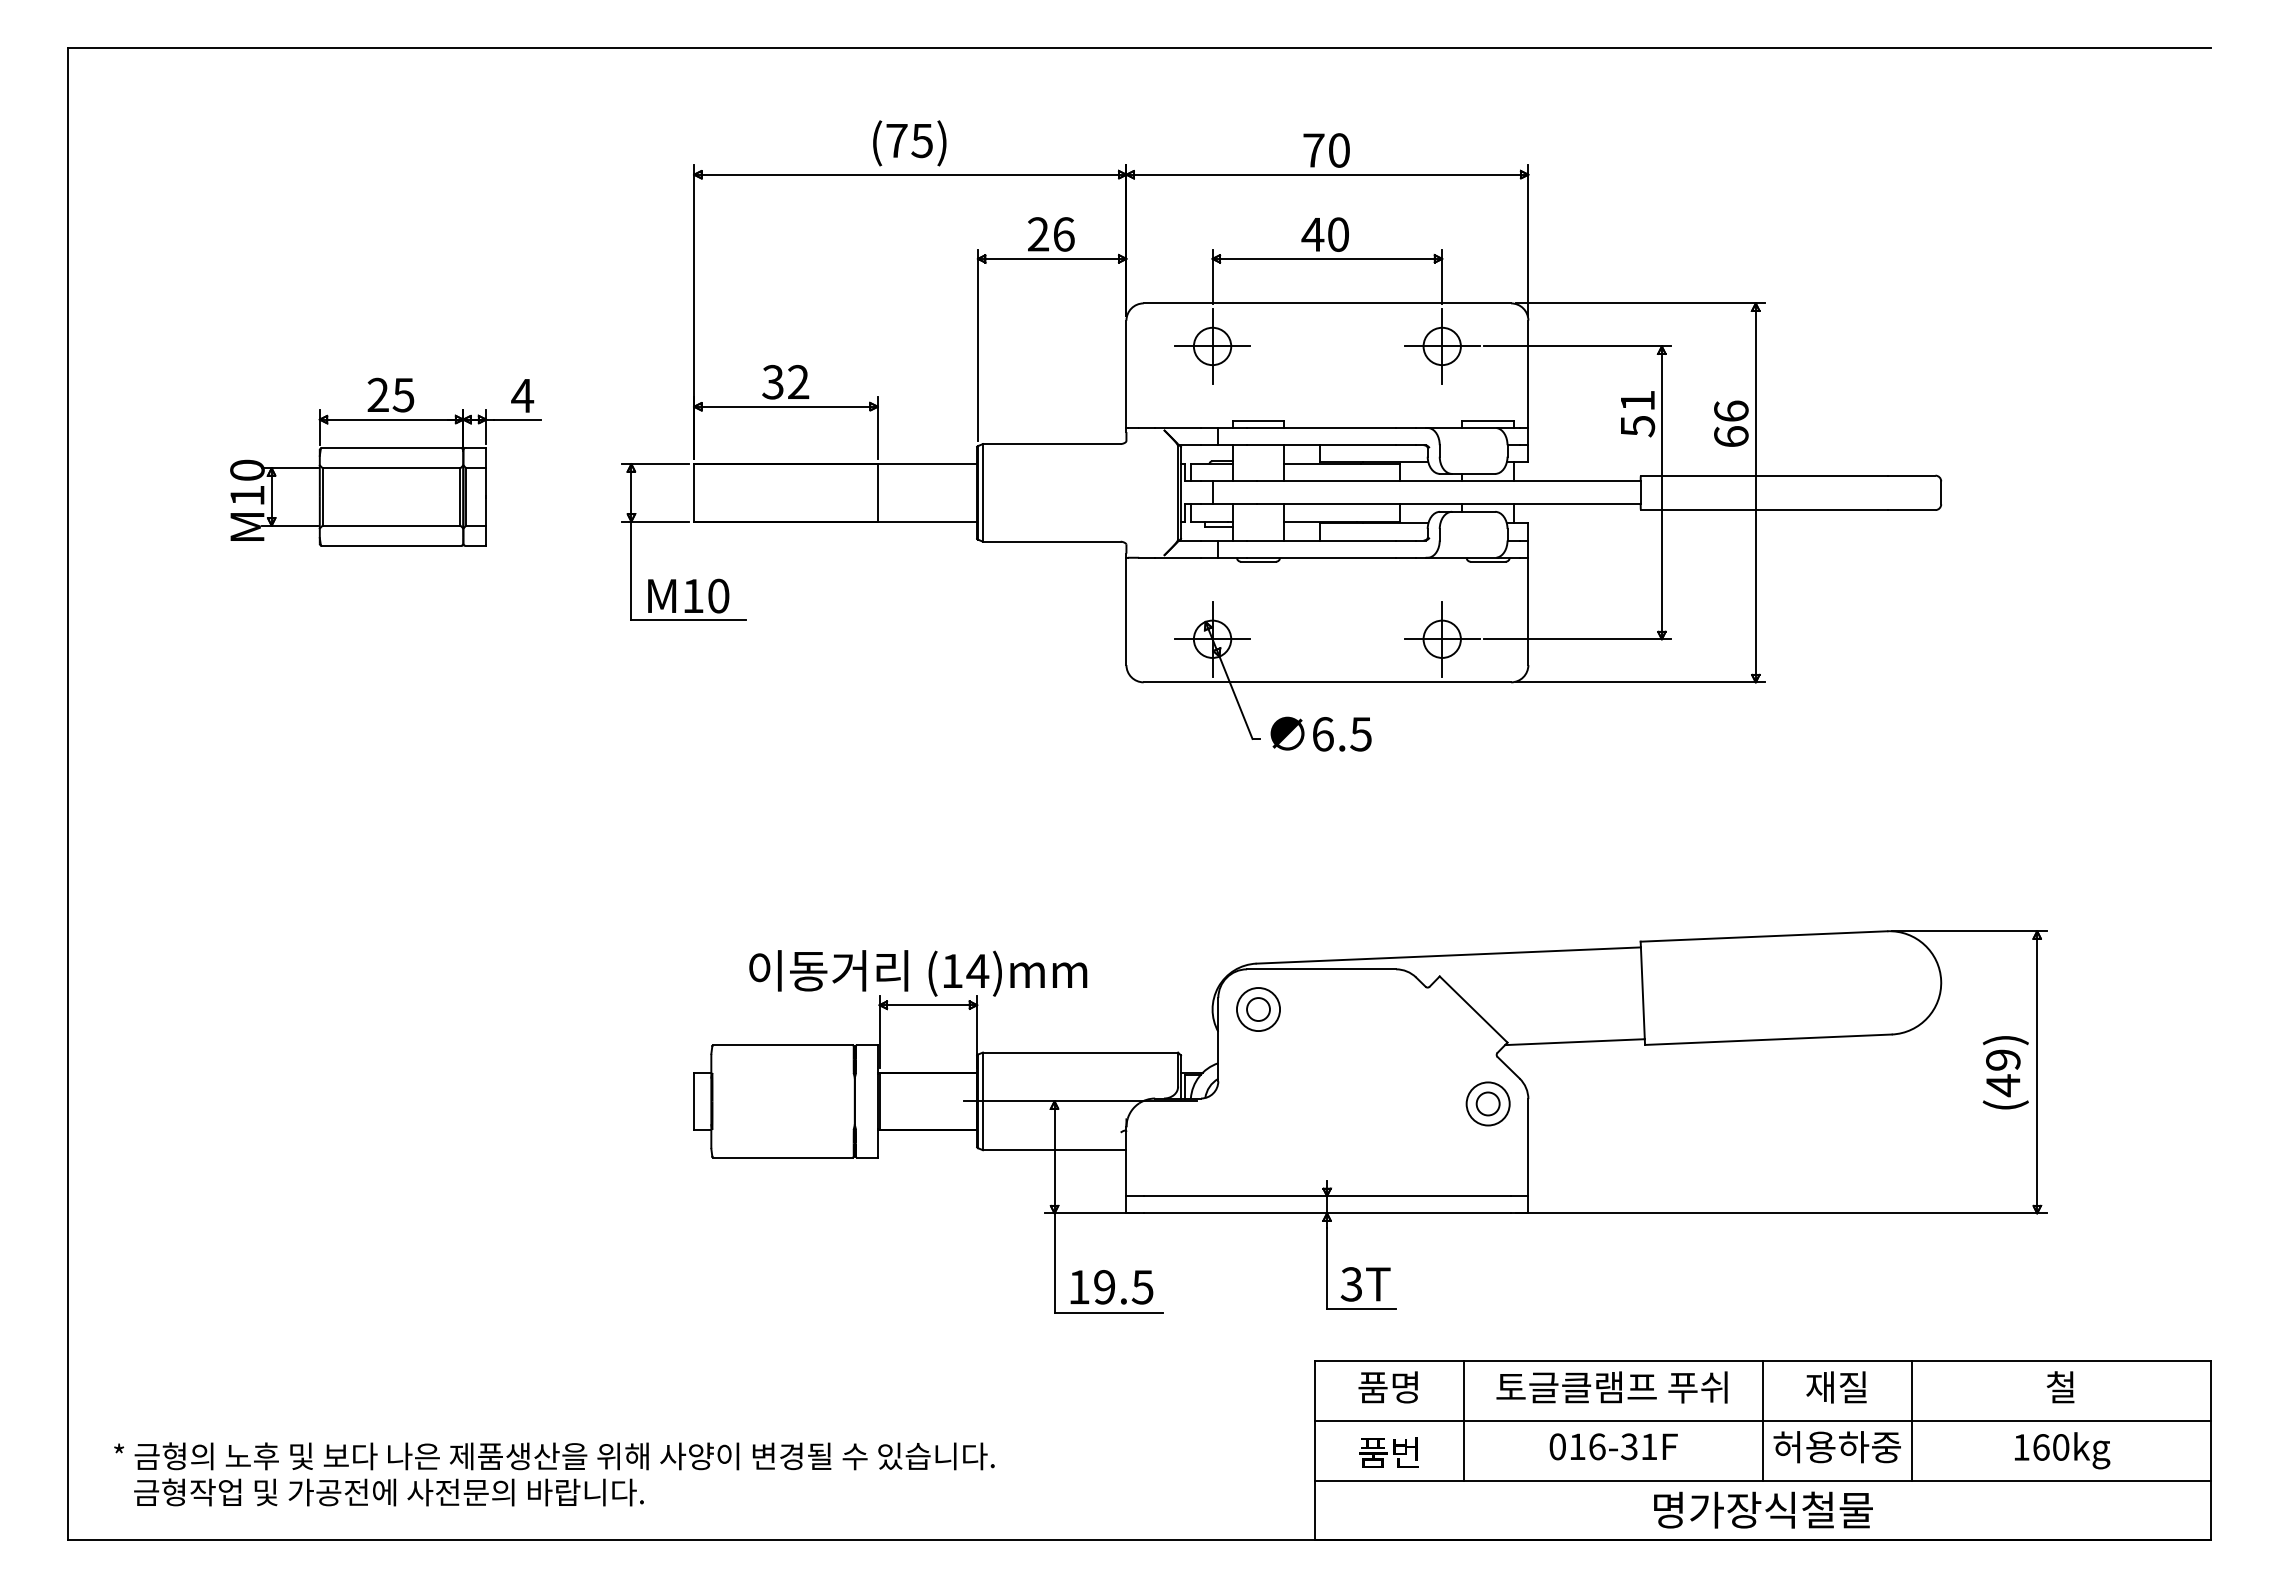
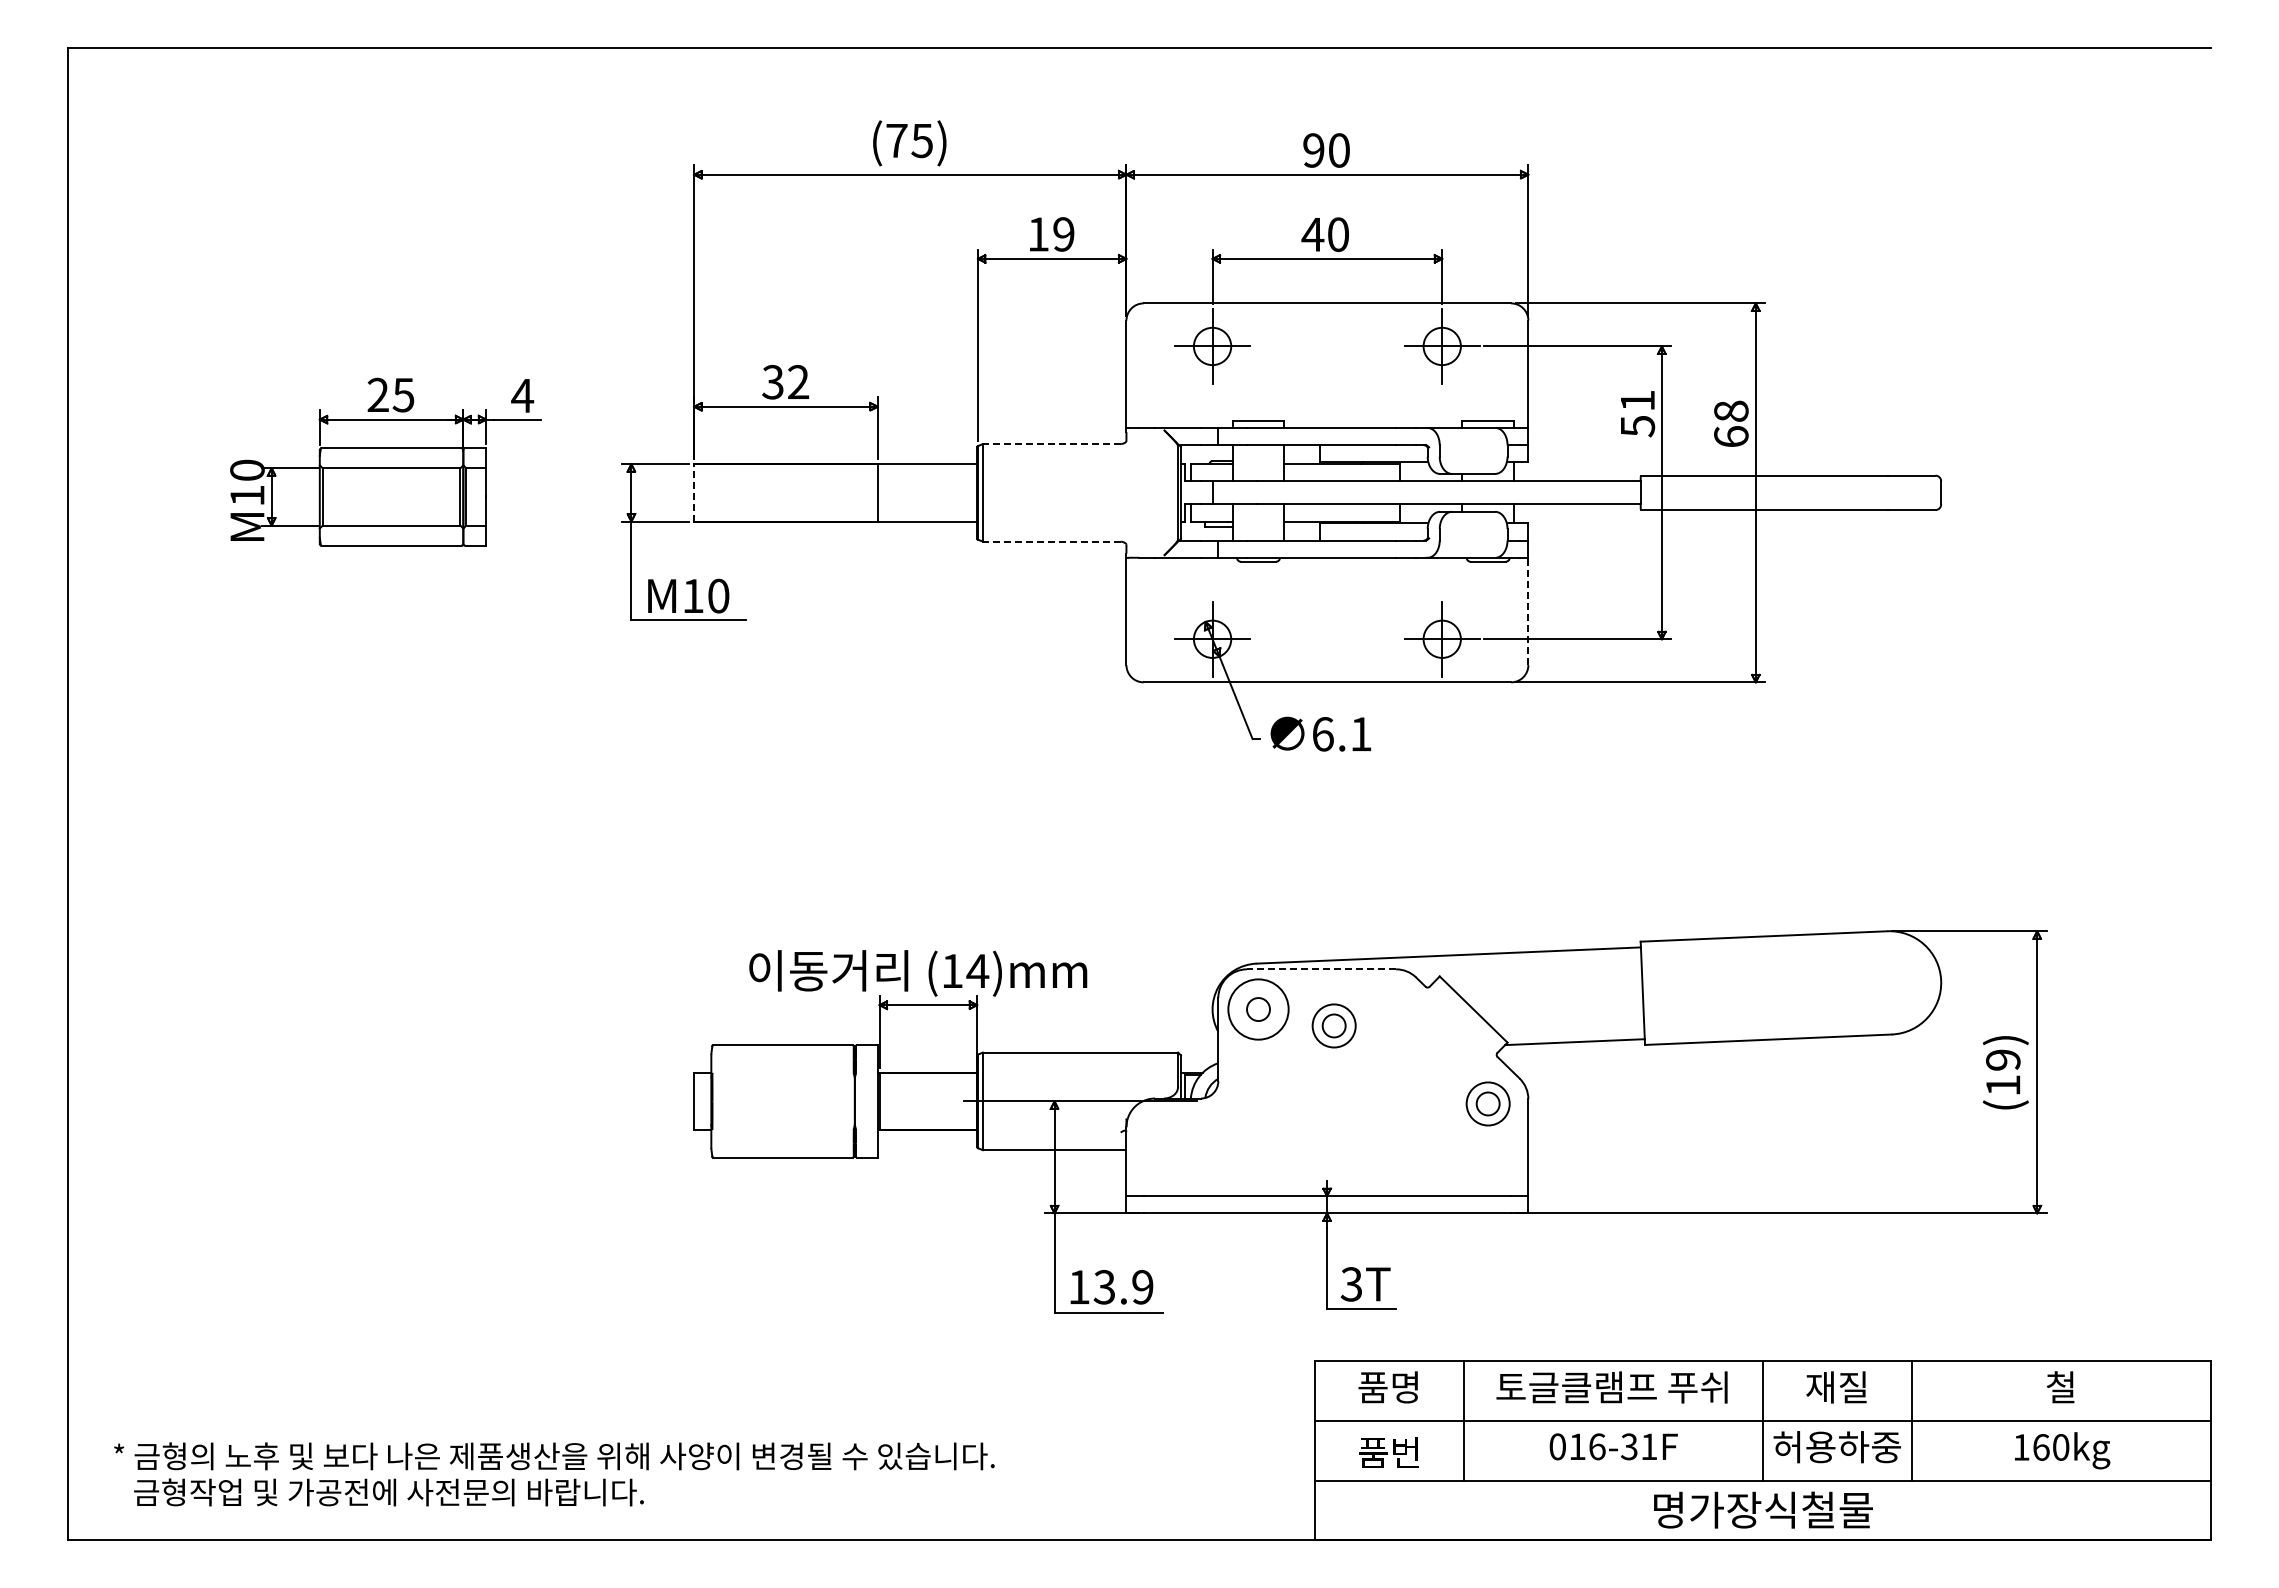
text: 70 -> 90 (1313, 150)
text: 26 -> 19 (1051, 234)
text: 66 -> 68 (1731, 410)
line: solid -> dashed (1051, 444)
line: solid -> dashed (694, 492)
line: solid -> dashed (1051, 541)
line: solid -> dashed (1528, 611)
text: 6.5 -> 6.1 (1360, 734)
line: solid -> dashed (1321, 969)
circle diameter: 43 px -> 60 px (1258, 1009)
part: none -> present (1333, 1025)
text: (49) -> (19) (2003, 1085)
text: 19.5 -> 13.9 (1123, 1287)
